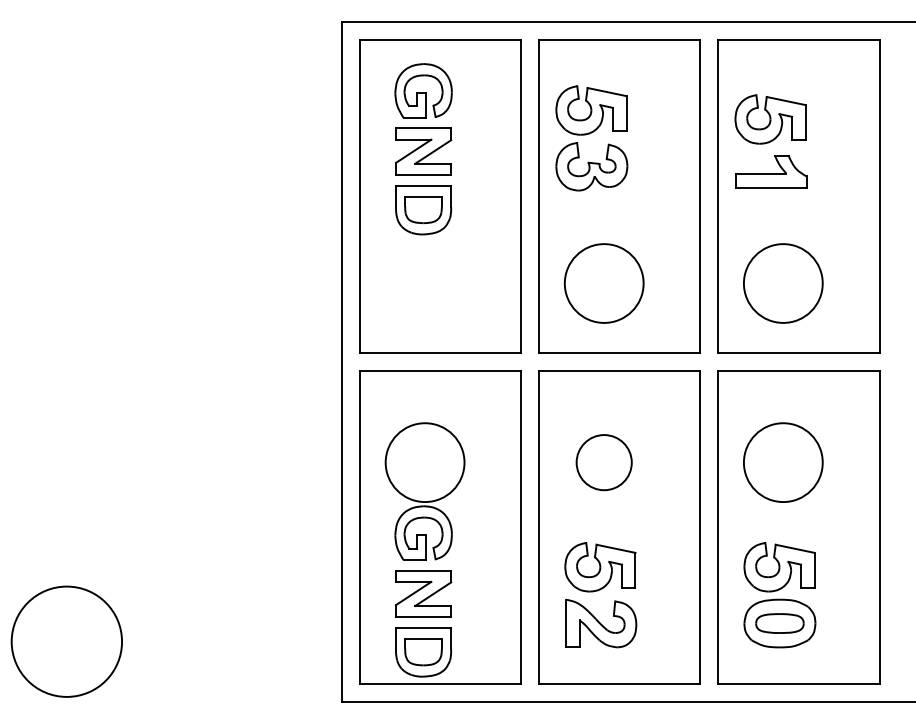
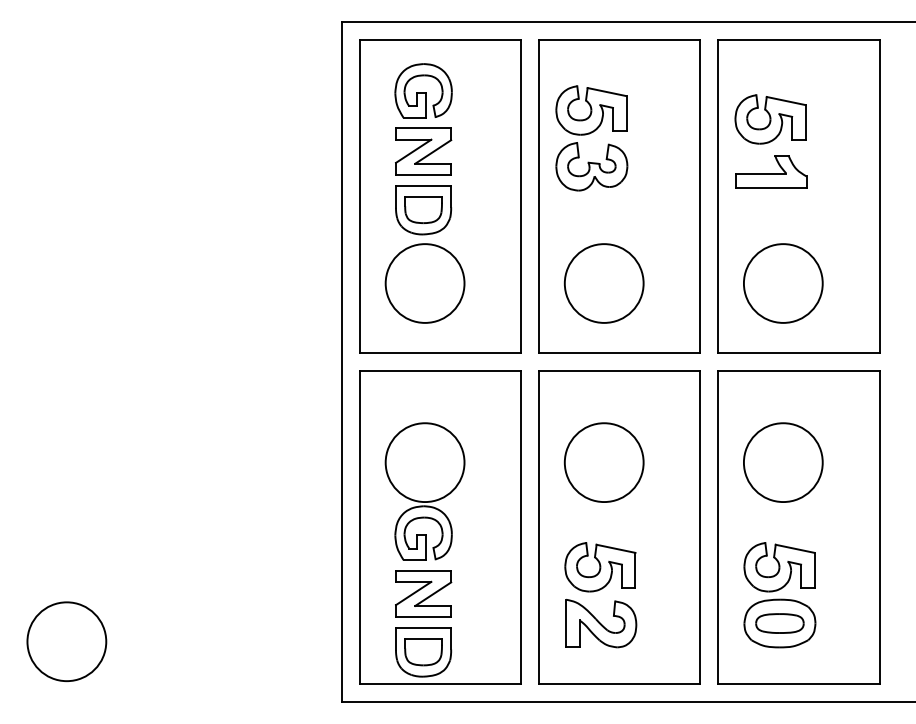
circle: none -> present (424, 283)
circle diameter: 55 px -> 79 px (603, 462)
circle diameter: 110 px -> 79 px (66, 641)
